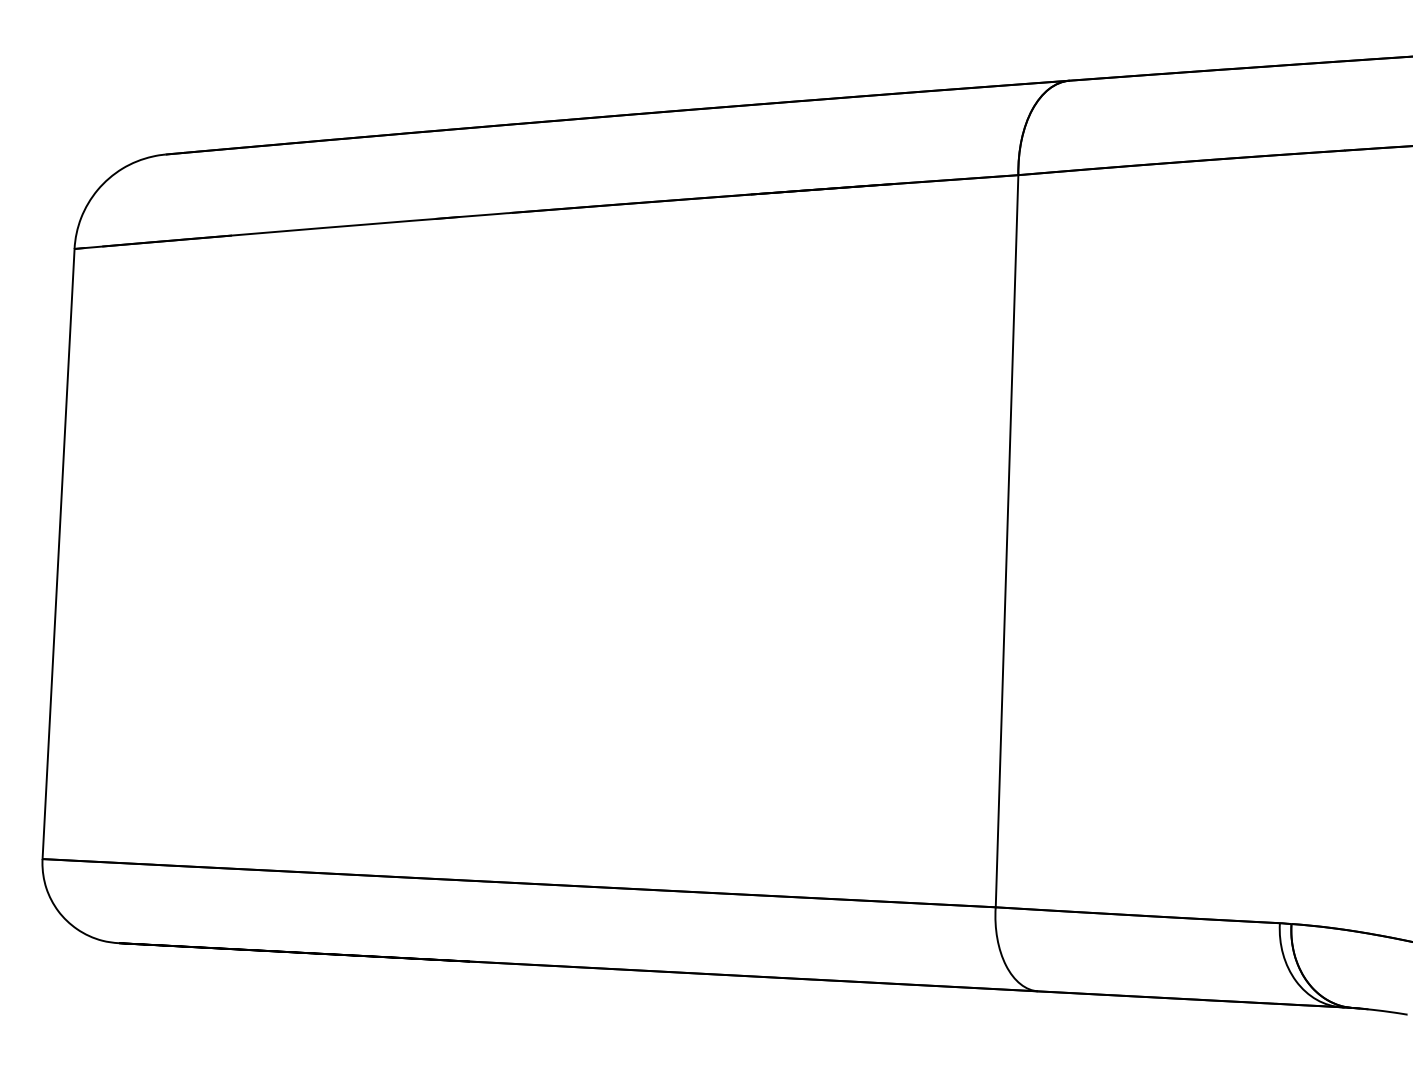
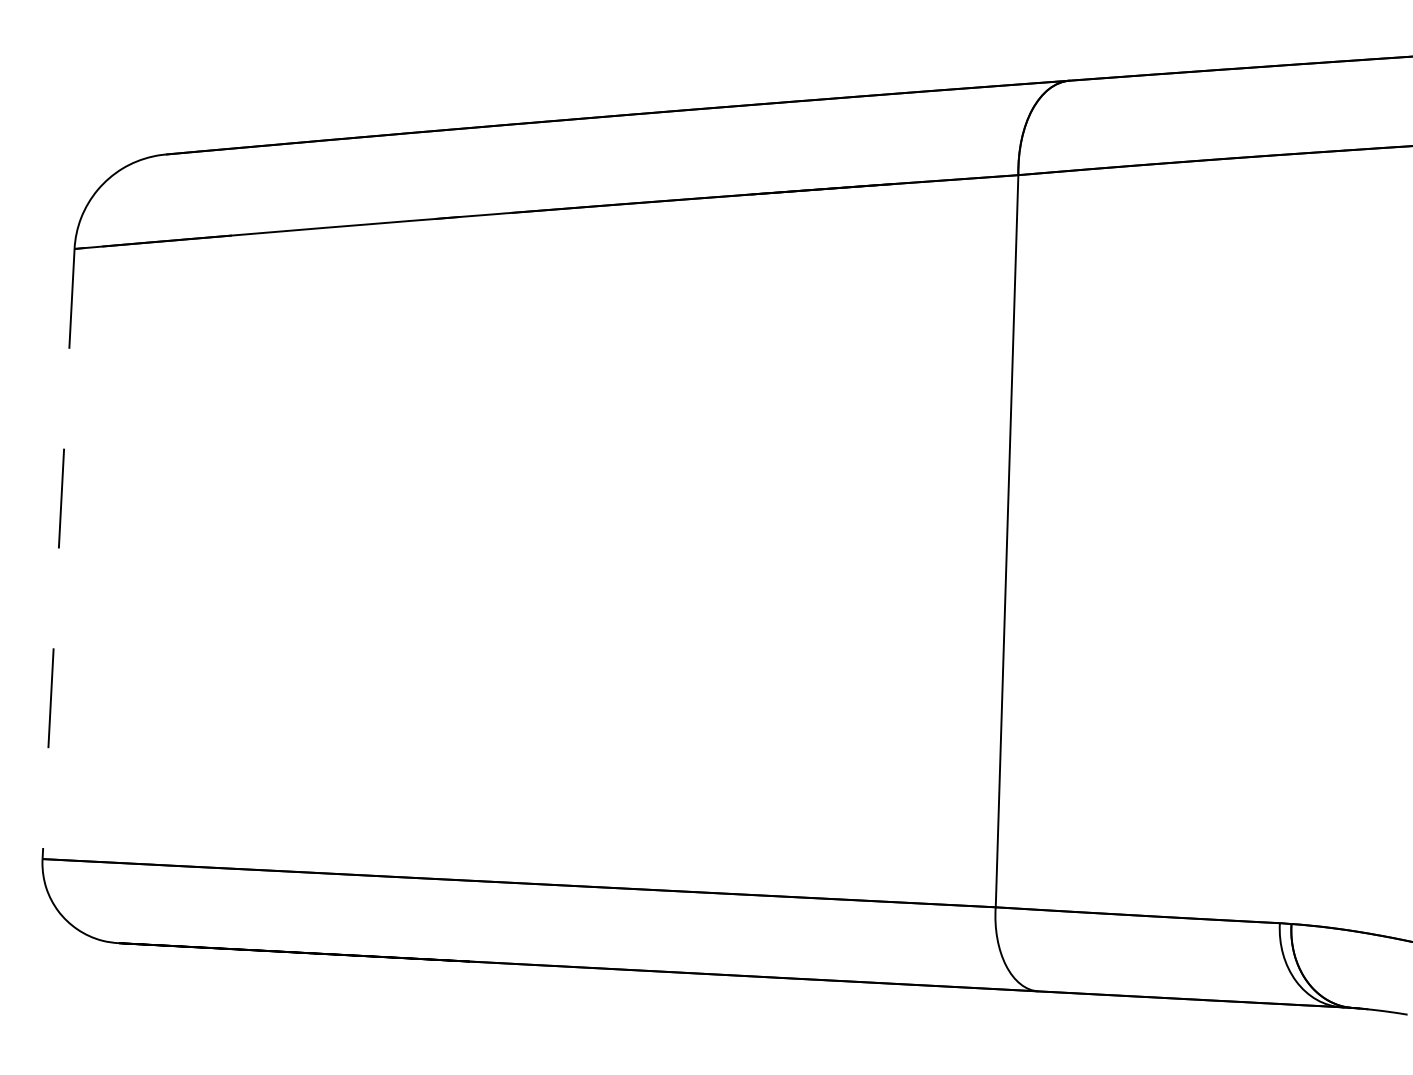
line: solid -> dashed (58, 554)
